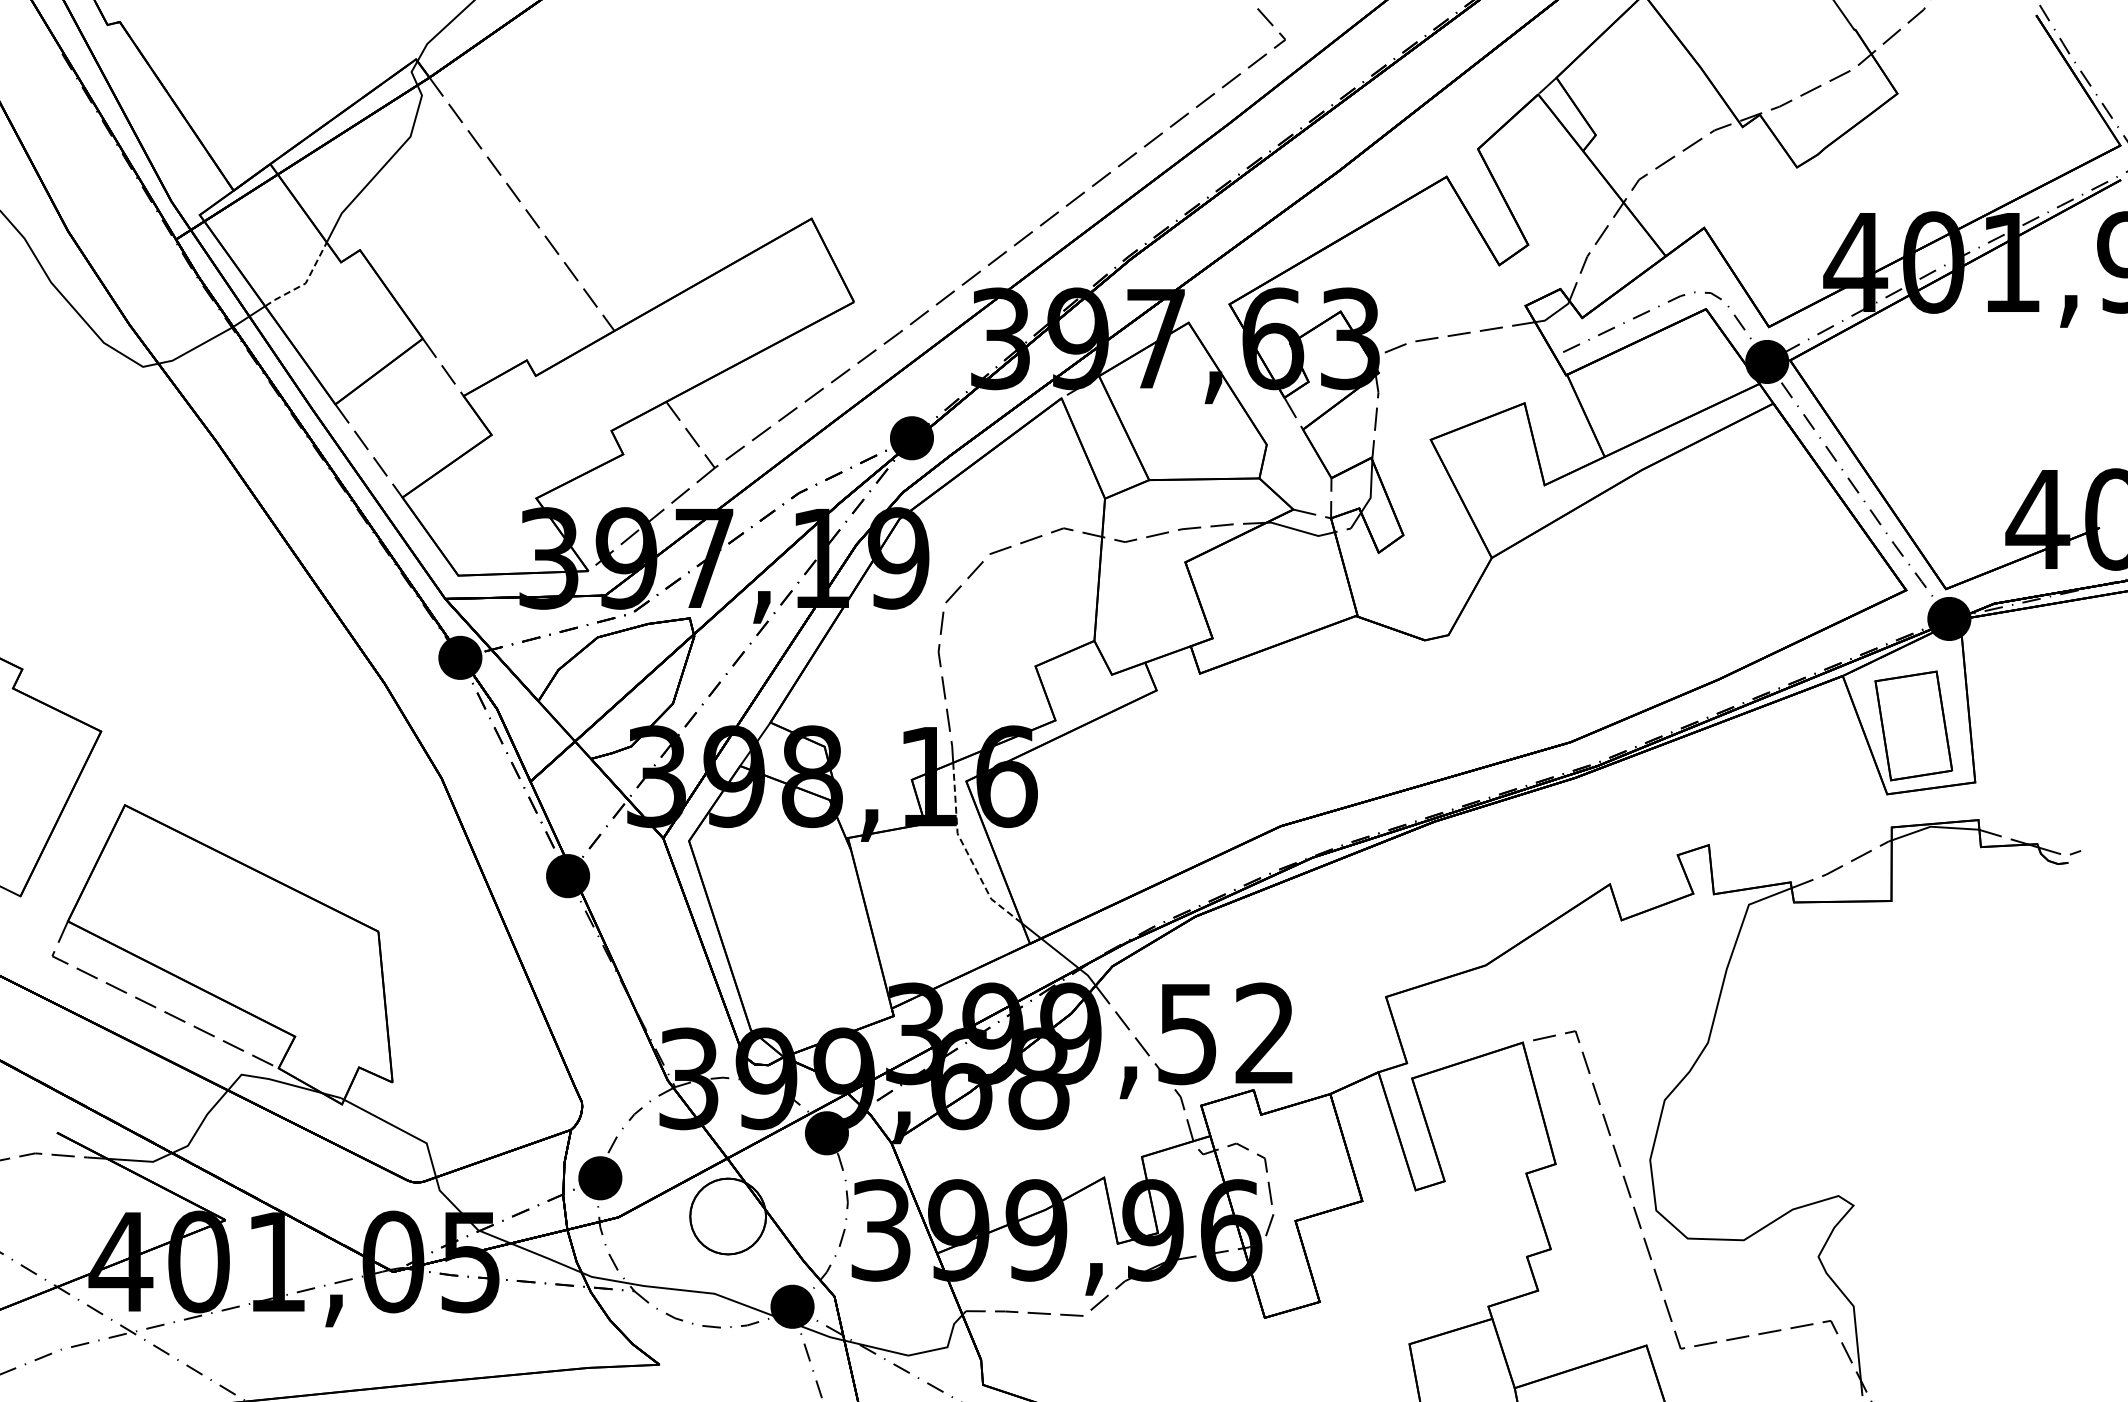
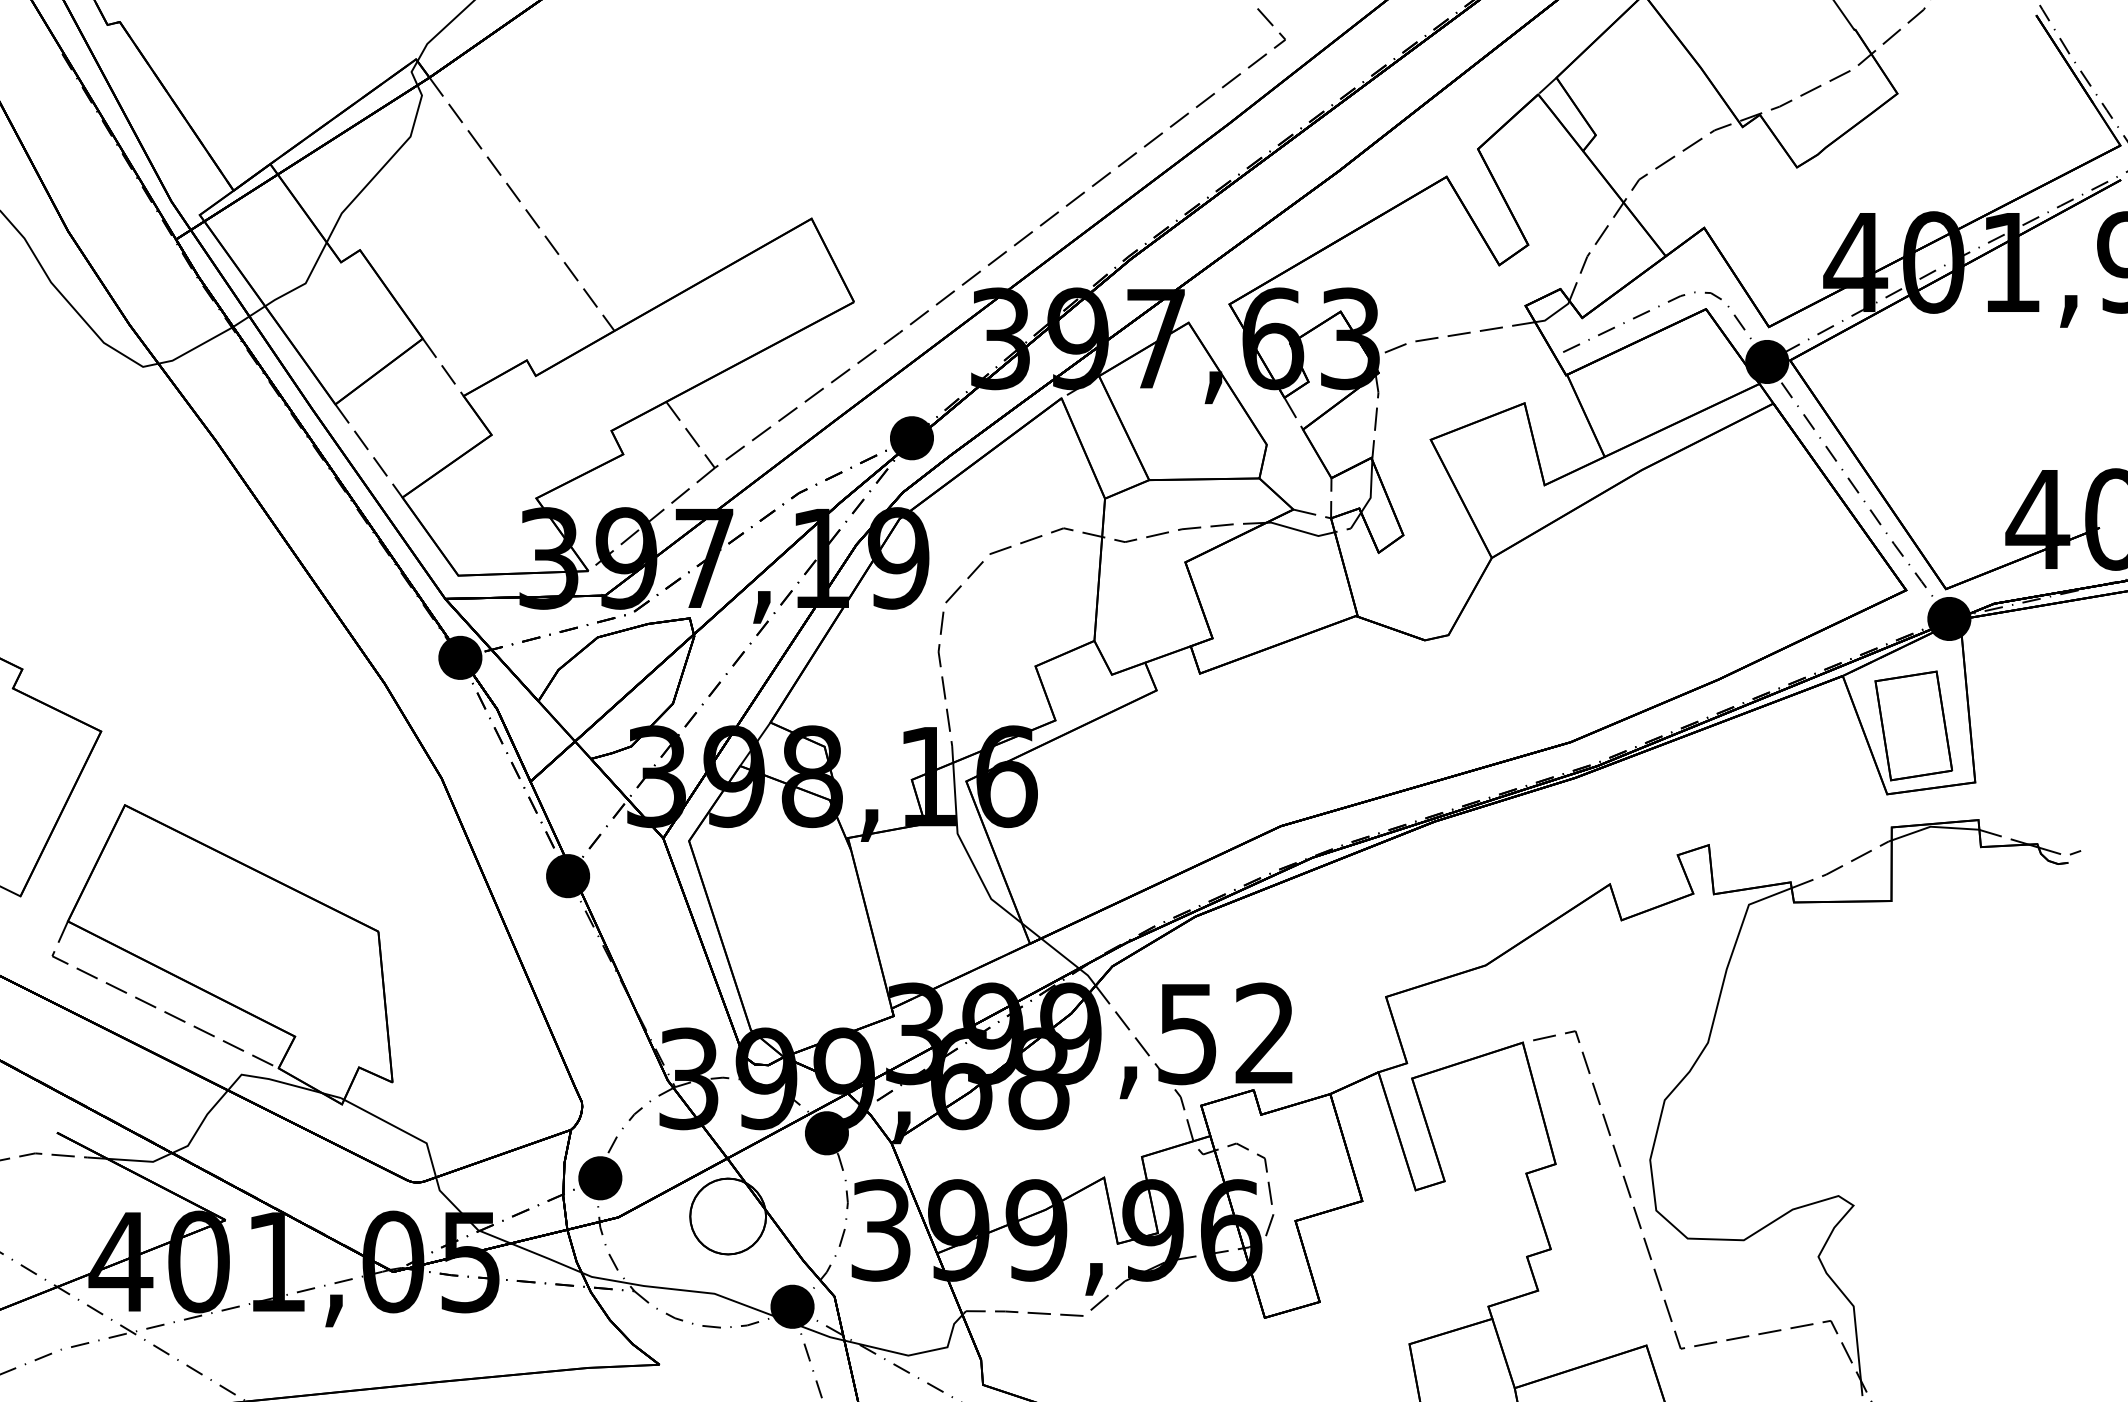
line: dashed -> solid (305, 283)
line: dashed -> solid (967, 852)
